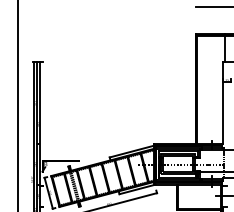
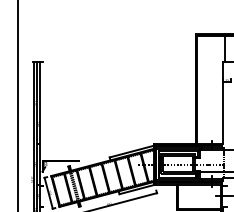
line: present -> none (212, 6)
